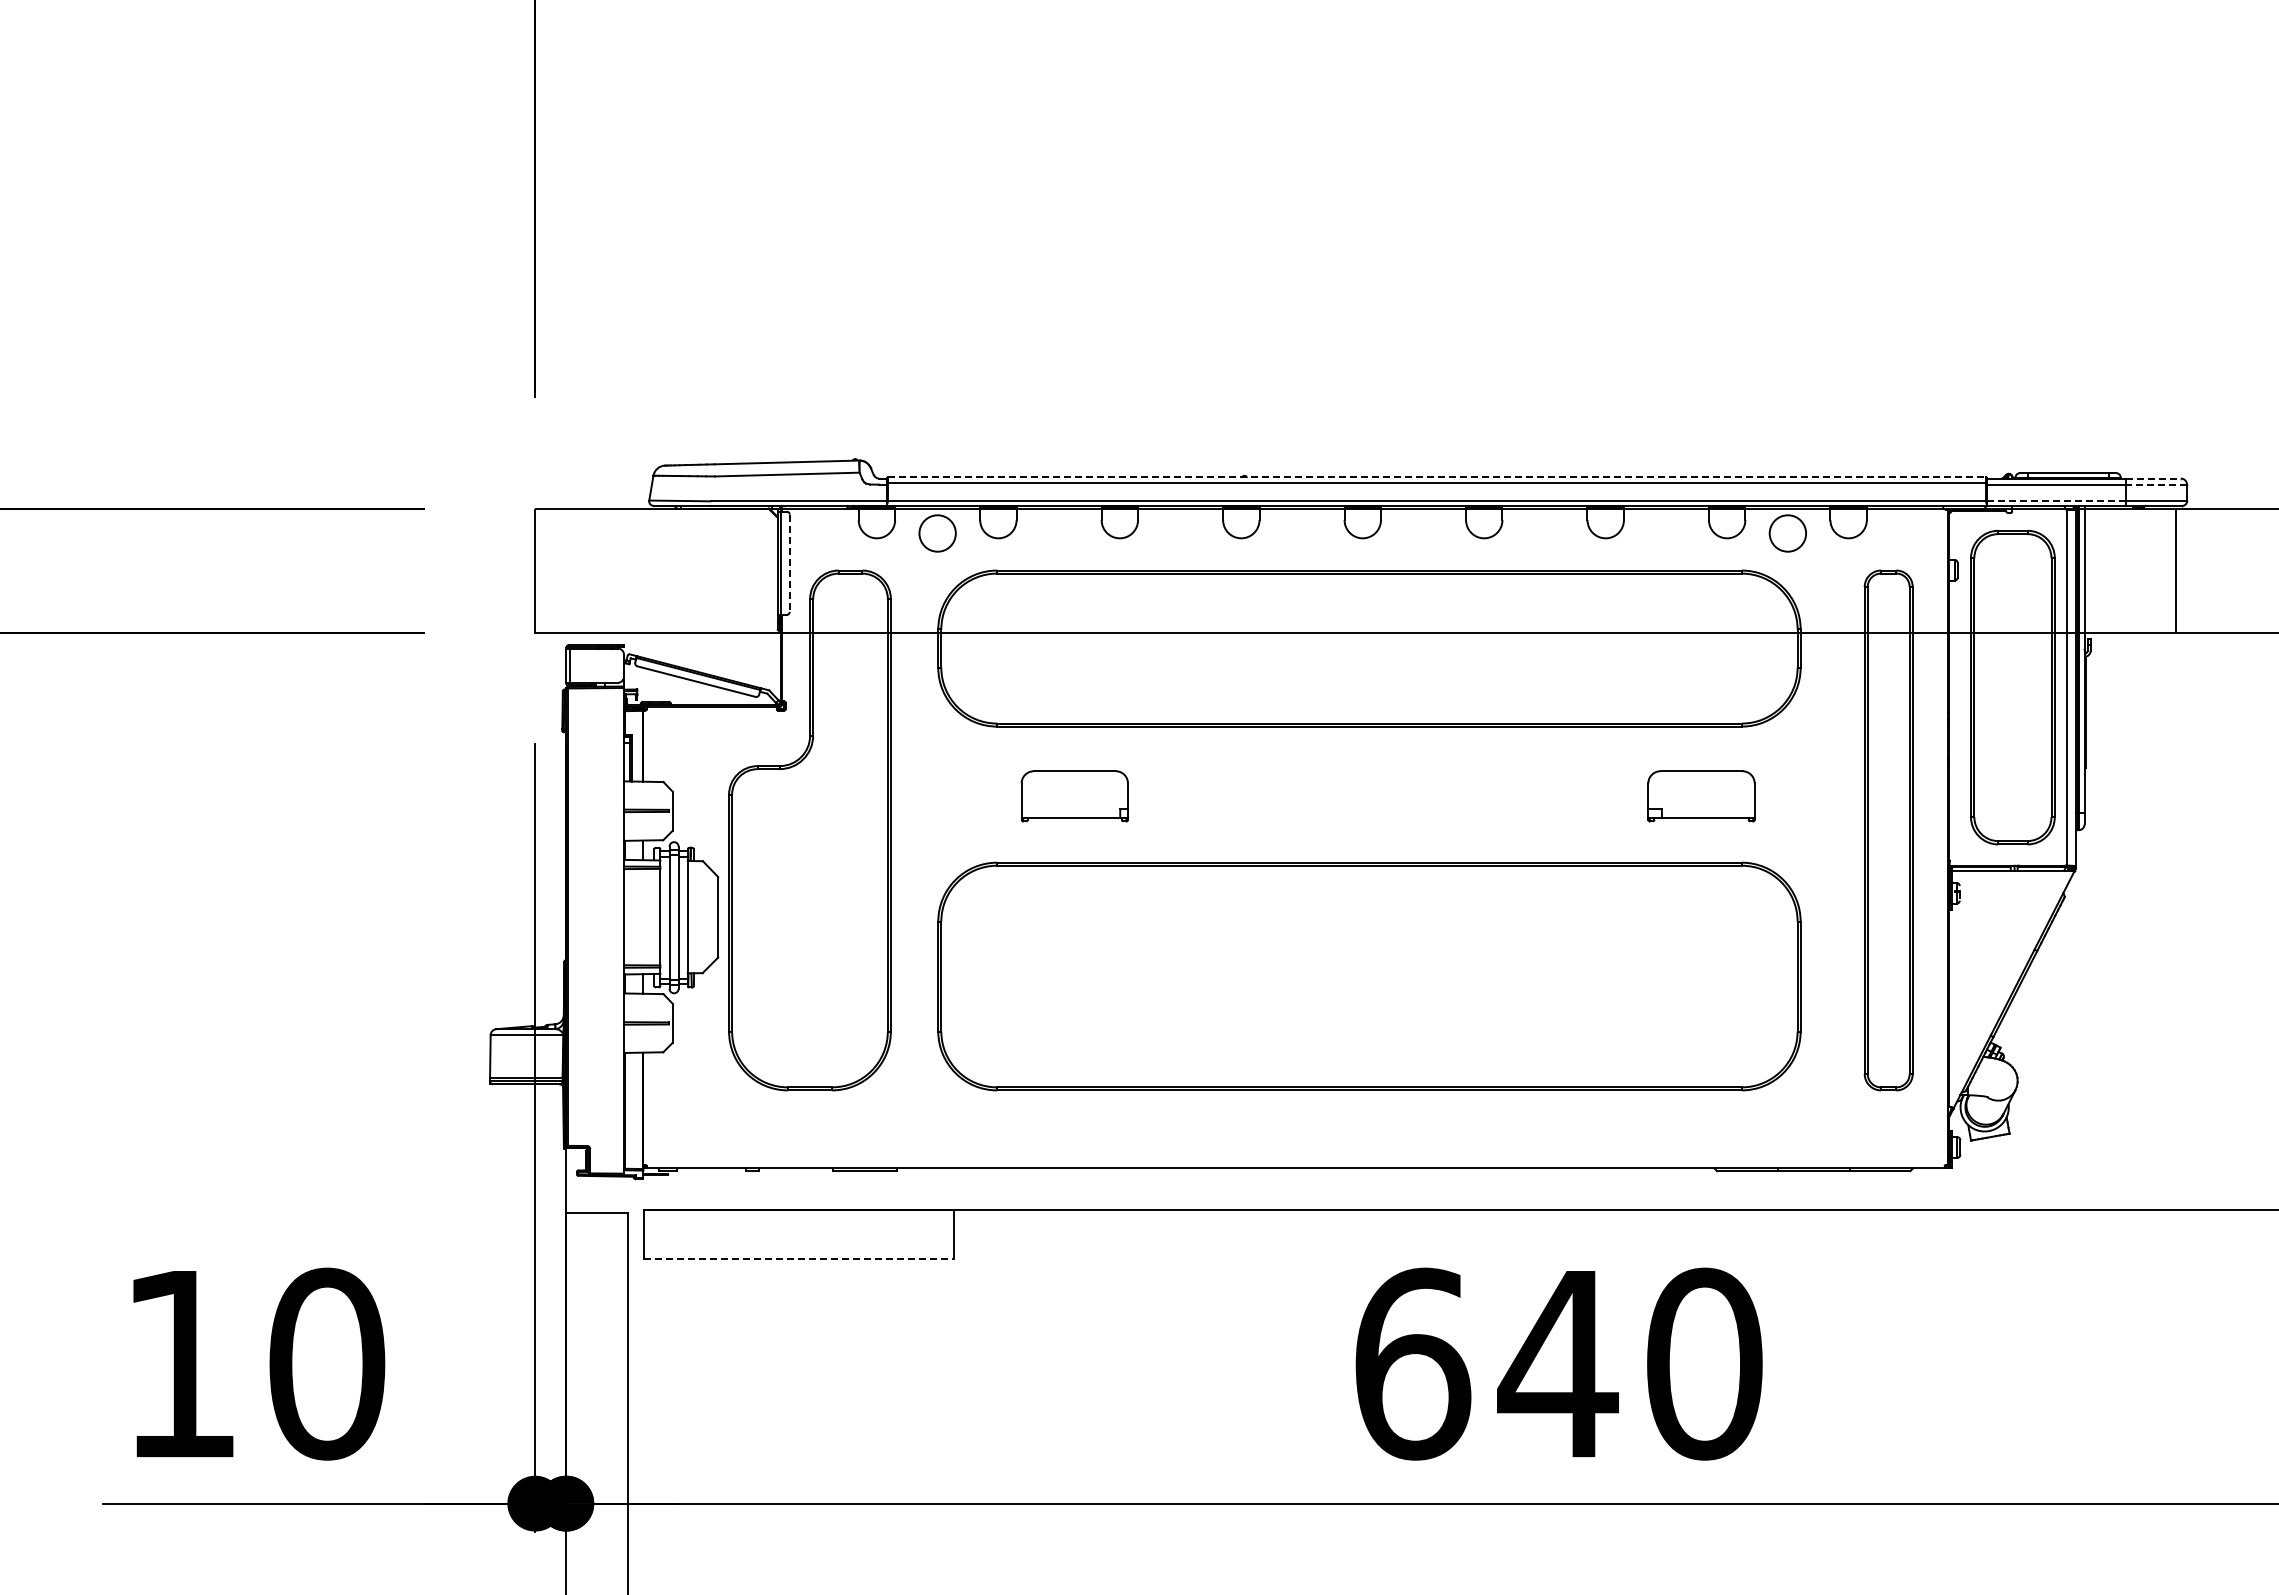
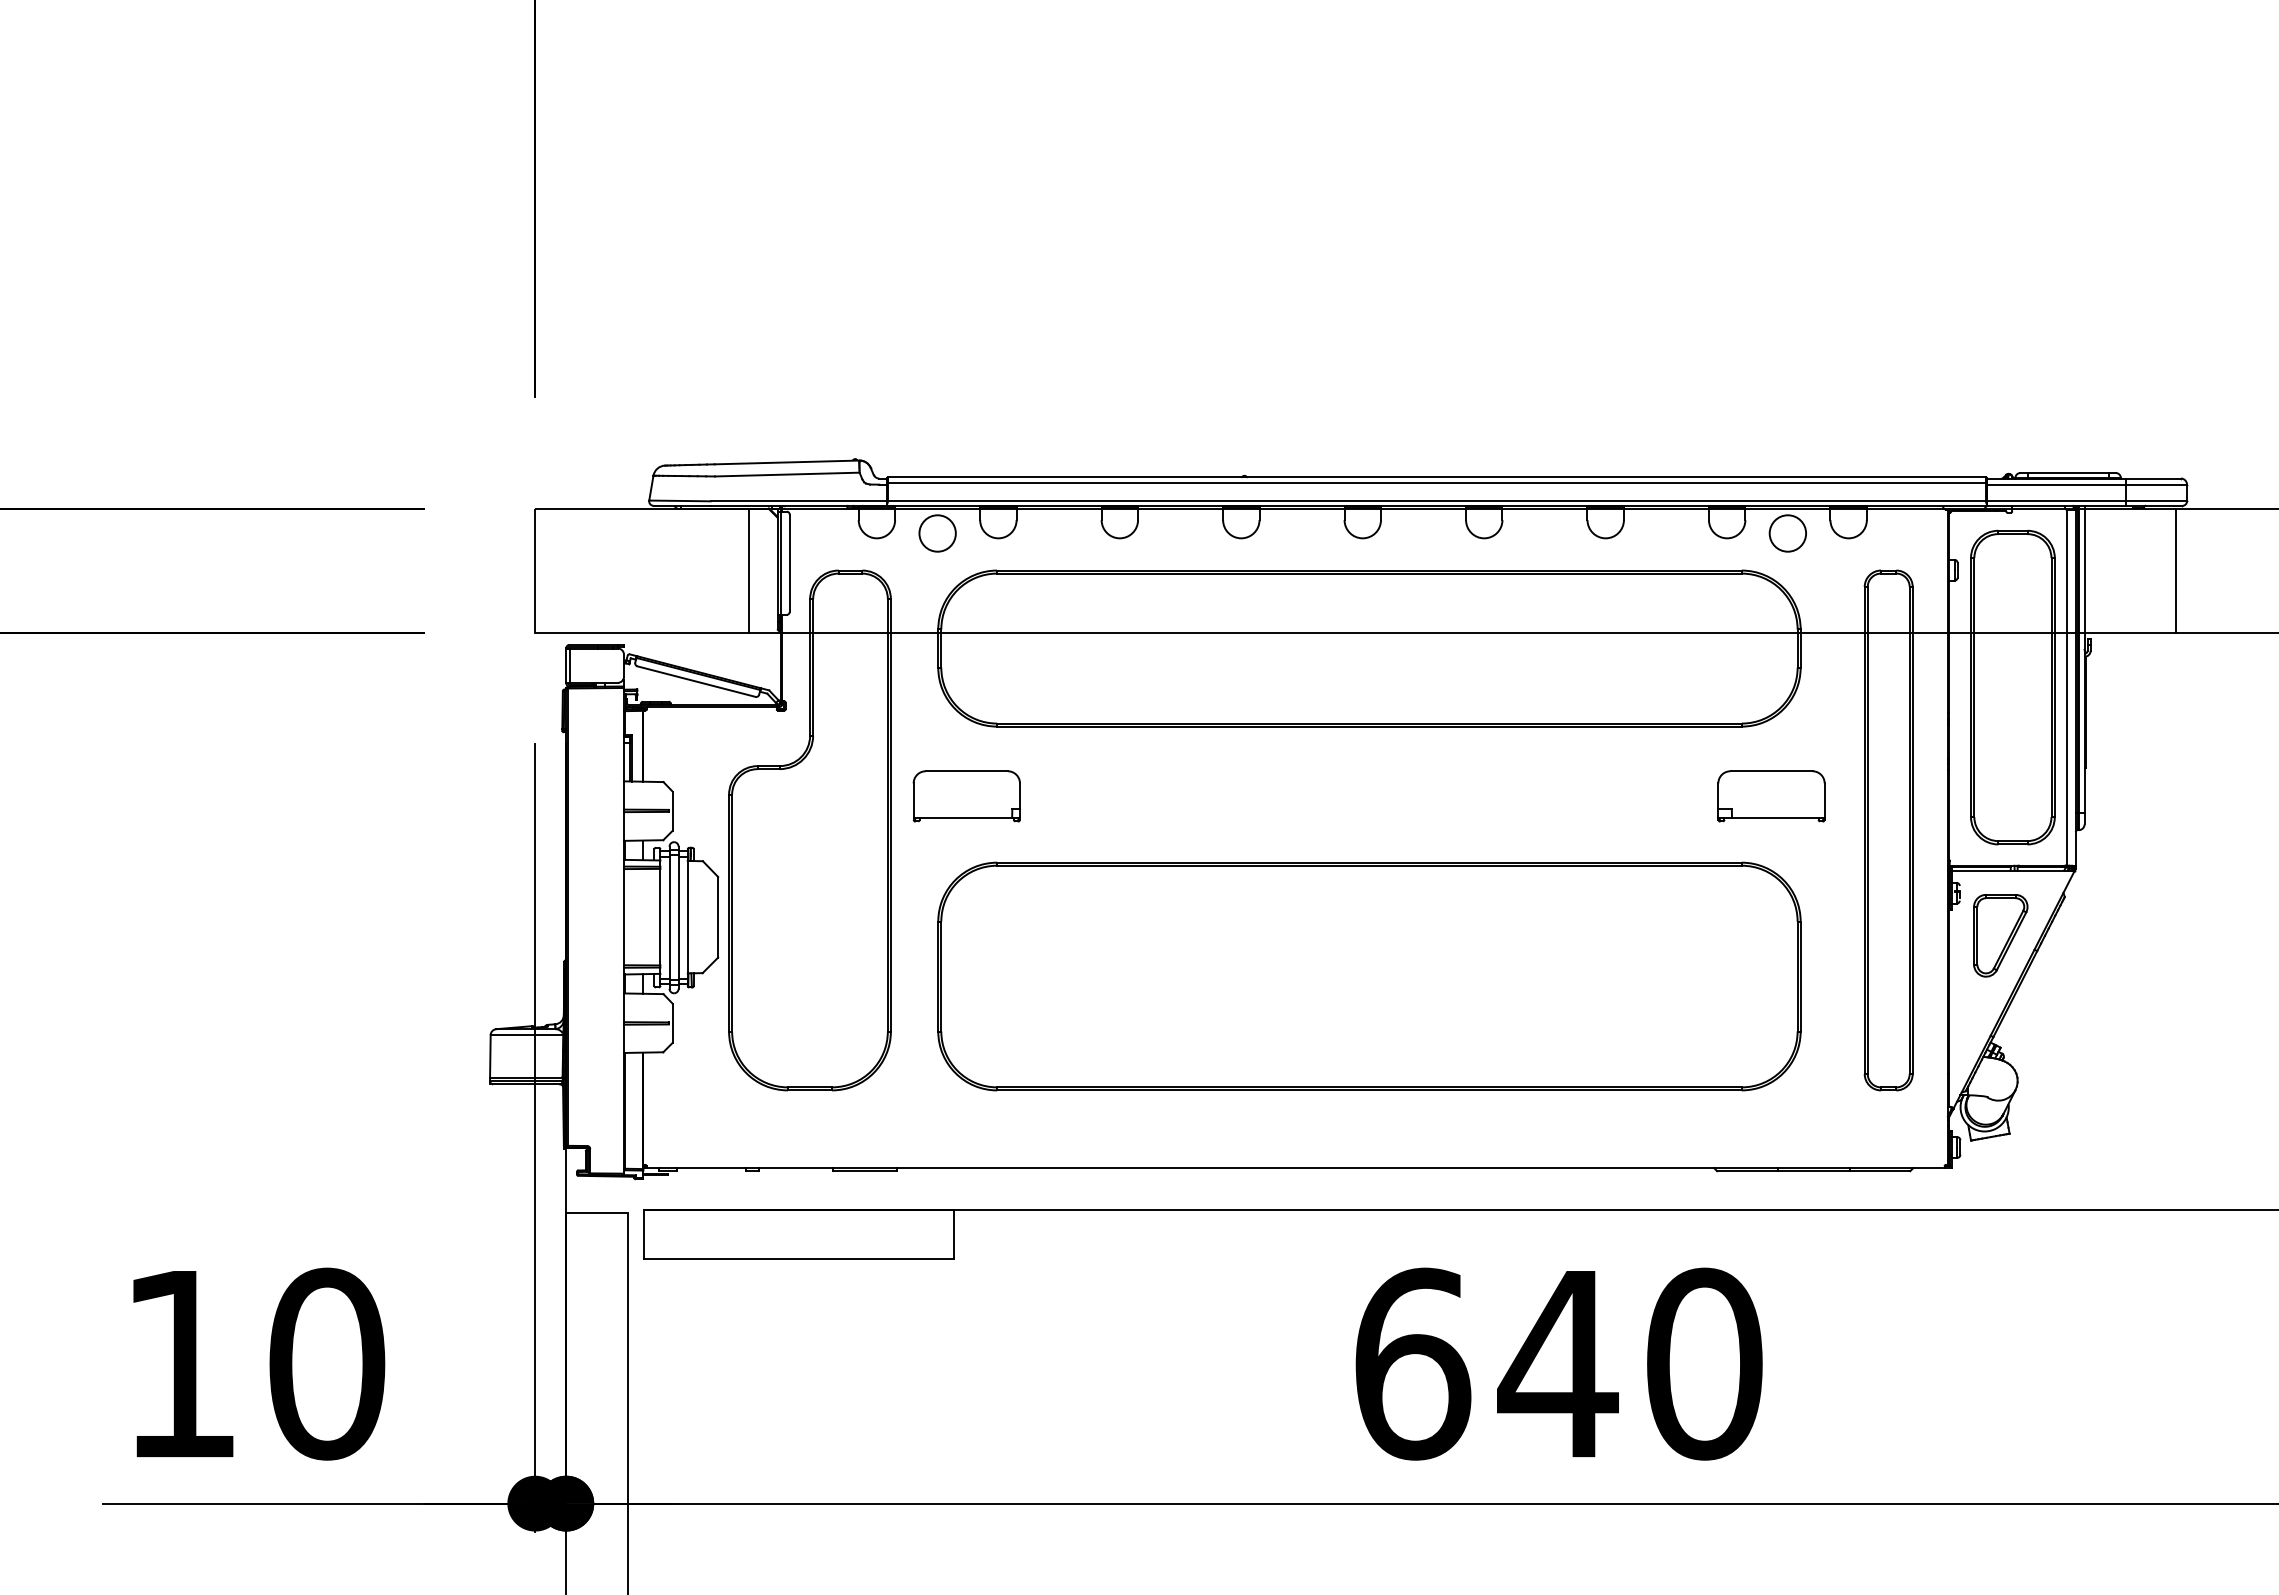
line: dashed -> solid (1436, 477)
line: dashed -> solid (2154, 478)
line: dashed -> solid (2156, 484)
line: dashed -> solid (2056, 501)
line: dashed -> solid (789, 563)
line: none -> present (749, 570)
part position: (1074, 796) -> (966, 796) (966, 796)
part position: (1701, 796) -> (1771, 796) (1771, 796)
part: none -> present (2000, 935)
line: dashed -> solid (799, 1259)
